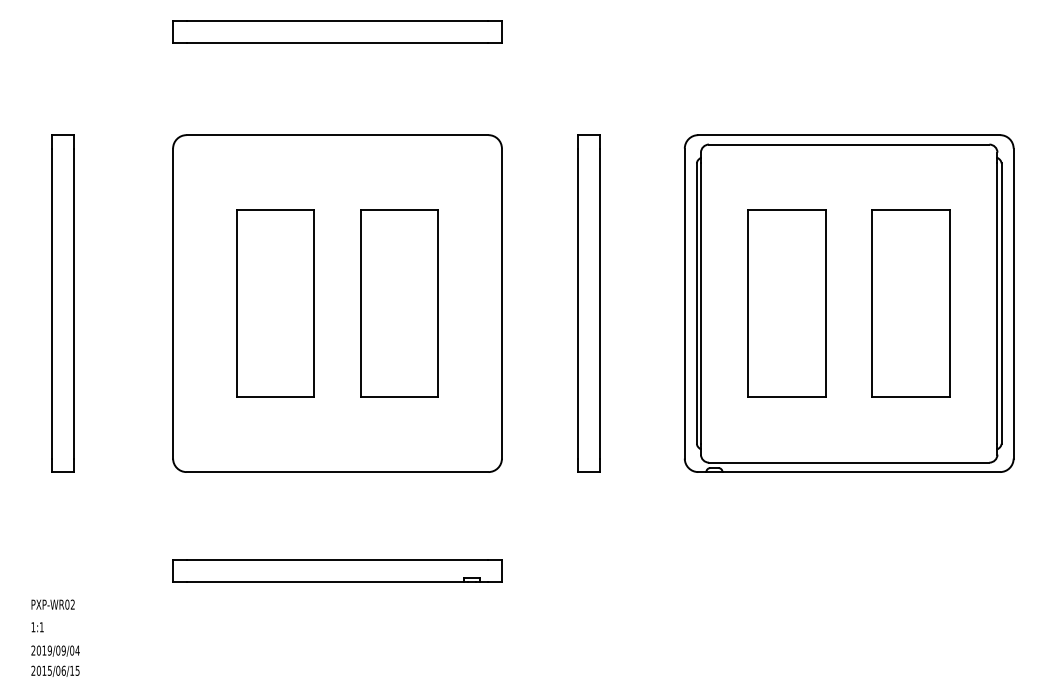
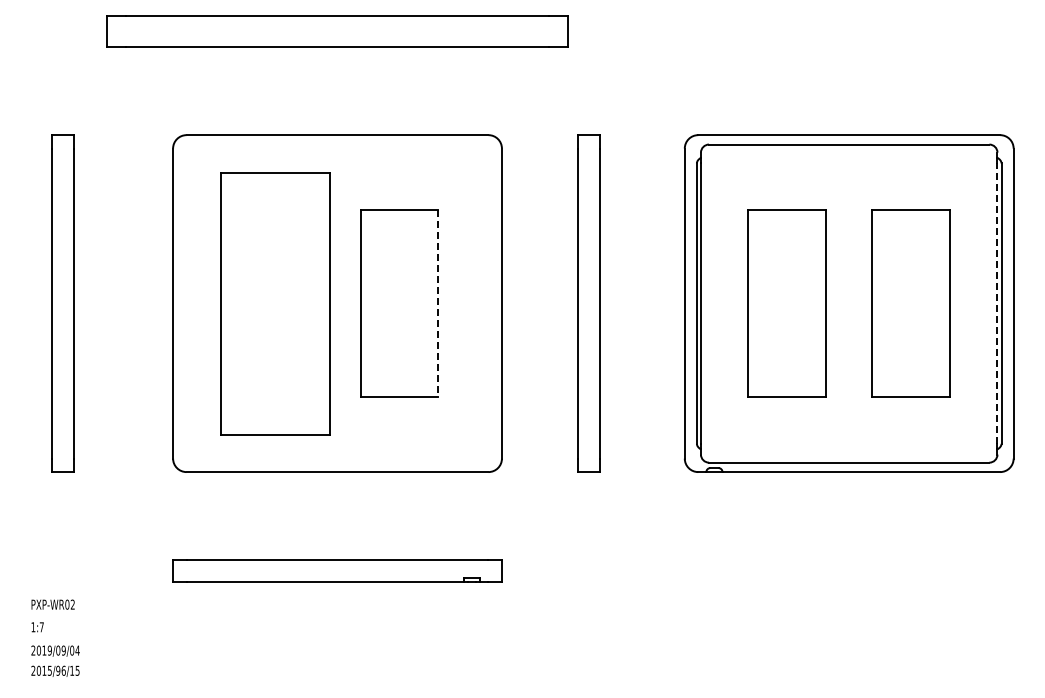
part size: 331x24 px -> 463x33 px (337, 31)
part size: 79x189 px -> 111x264 px (275, 303)
line: solid -> dashed (438, 303)
line: solid -> dashed (997, 303)
text: 1:1 -> 1:7 (41, 627)
text: 2015/06/15 -> 2015/96/15 (58, 670)
